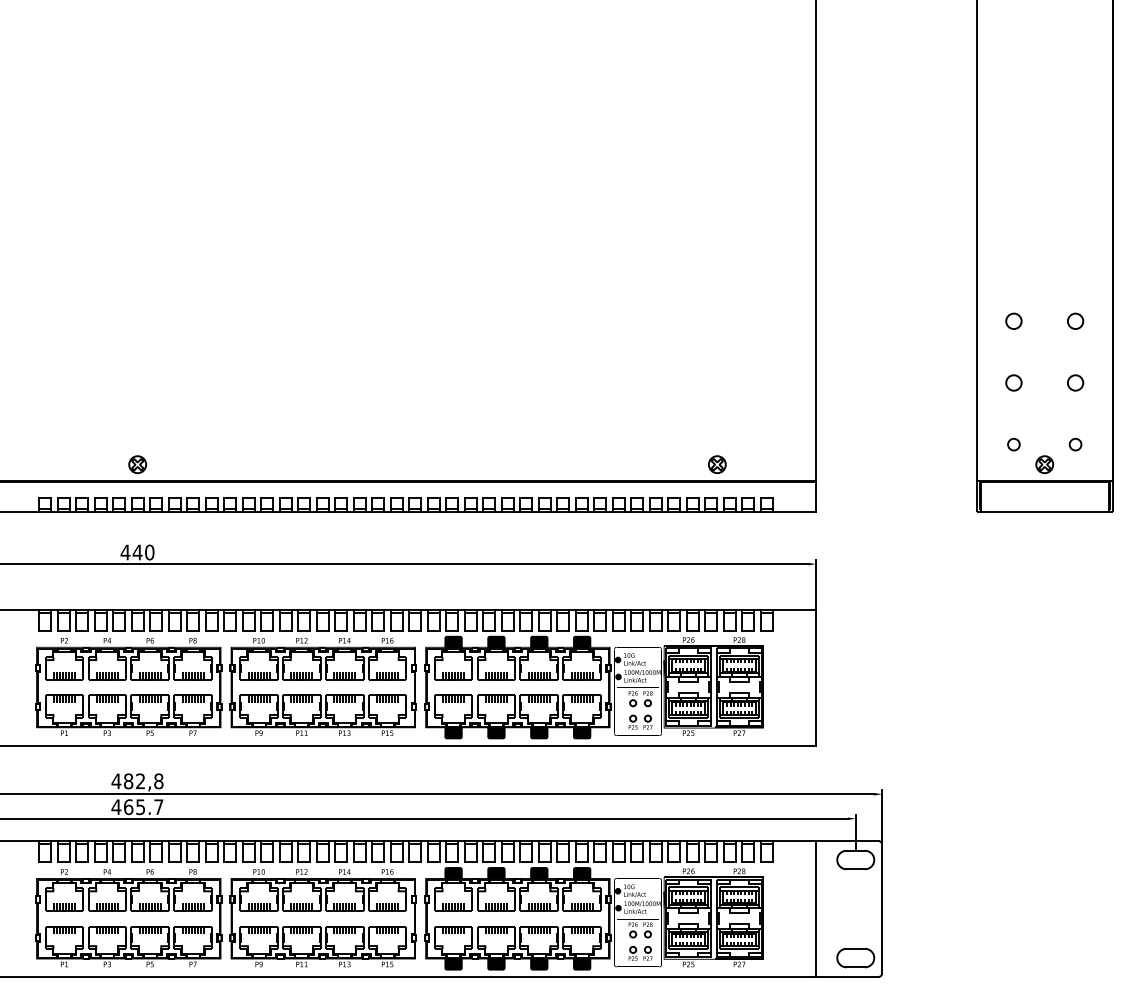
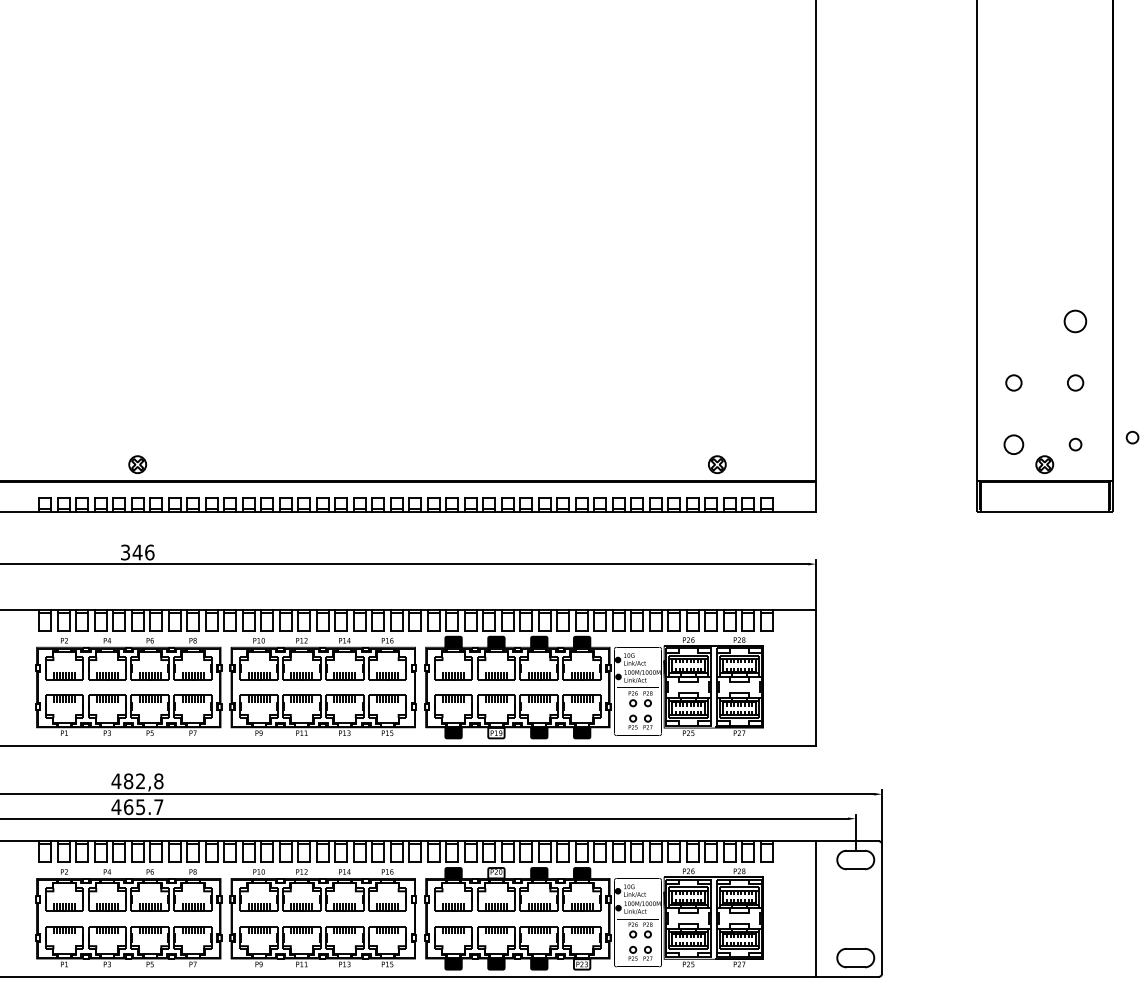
circle: present -> none (1013, 320)
circle size: 18x18 px -> 25x25 px (1075, 321)
circle: none -> present (1132, 437)
circle size: 14x15 px -> 22x21 px (1013, 444)
text: 440 -> 346 (137, 552)
fill: present -> none (496, 732)
fill: present -> none (496, 873)
fill: present -> none (581, 964)
